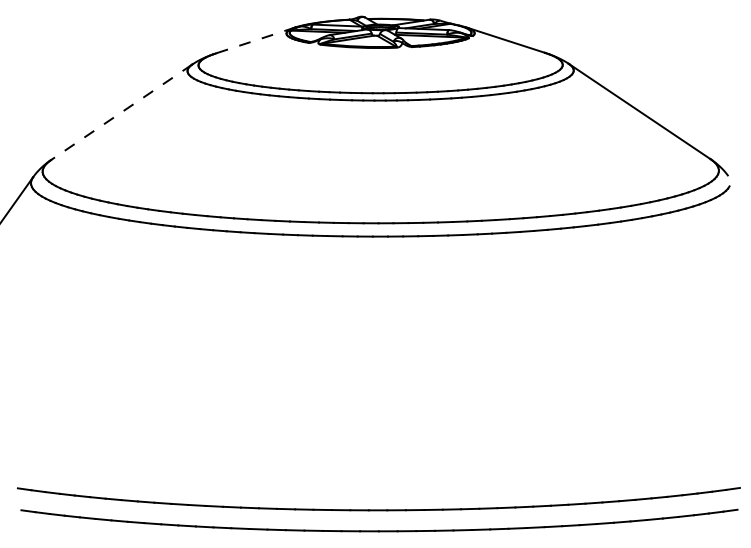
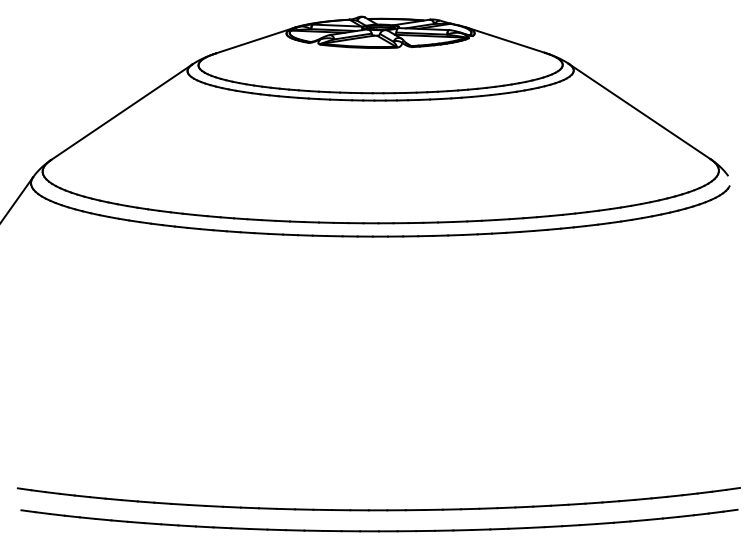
line: dashed -> solid (255, 40)
line: dashed -> solid (121, 112)
